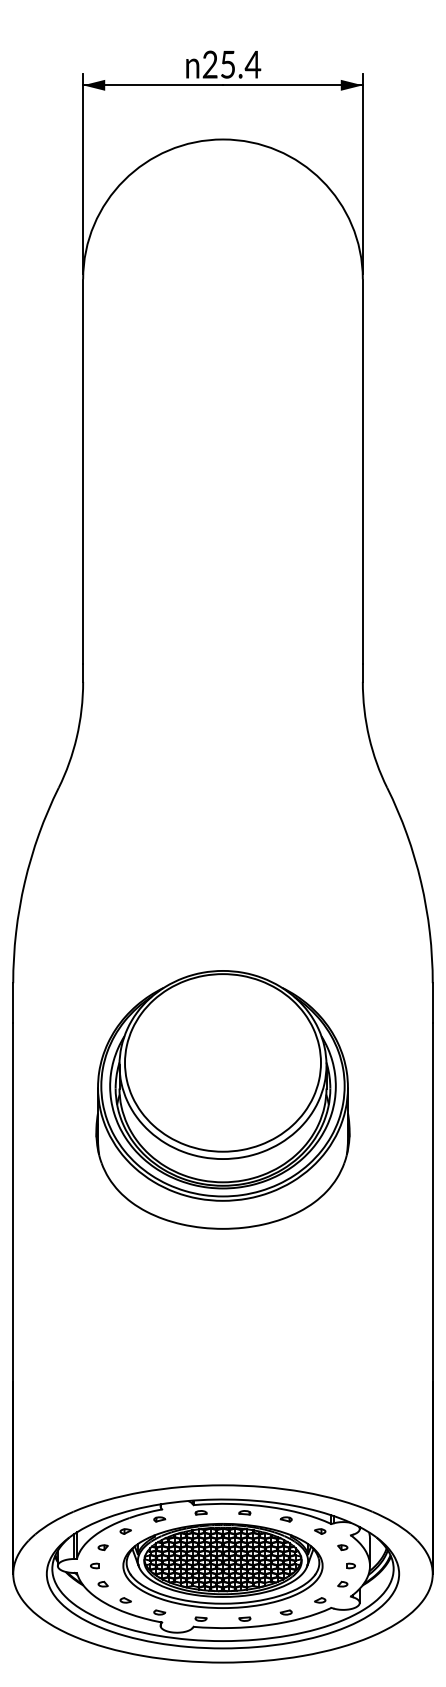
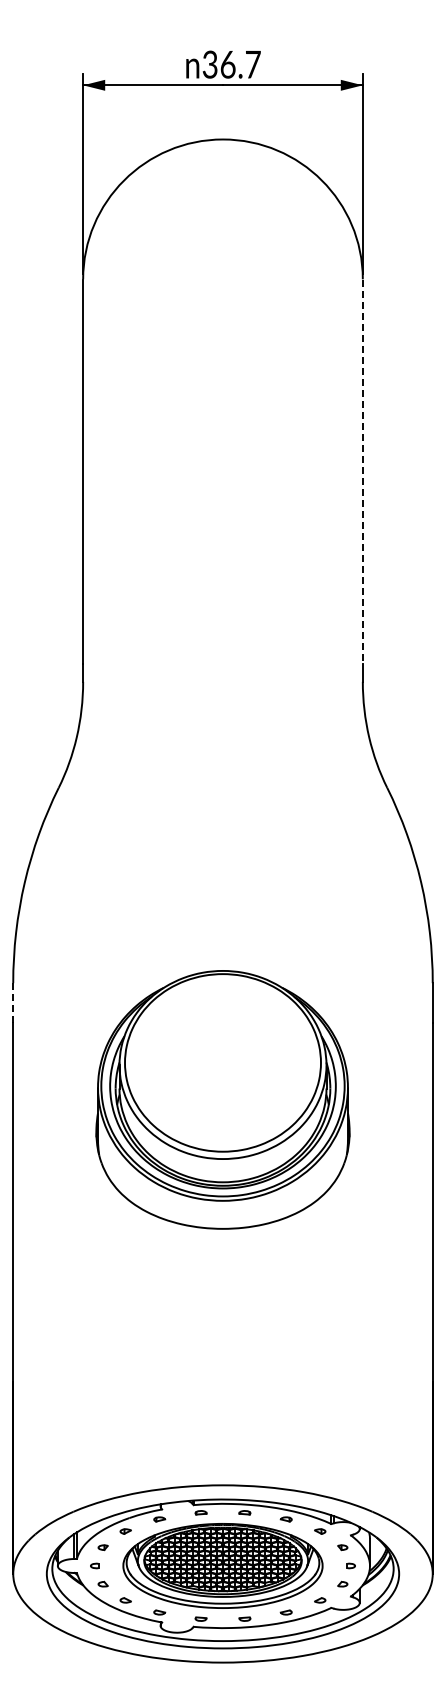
text: 25.4 -> 36.7 (231, 64)
line: solid -> dashed (362, 472)
line: solid -> dashed (13, 1003)
